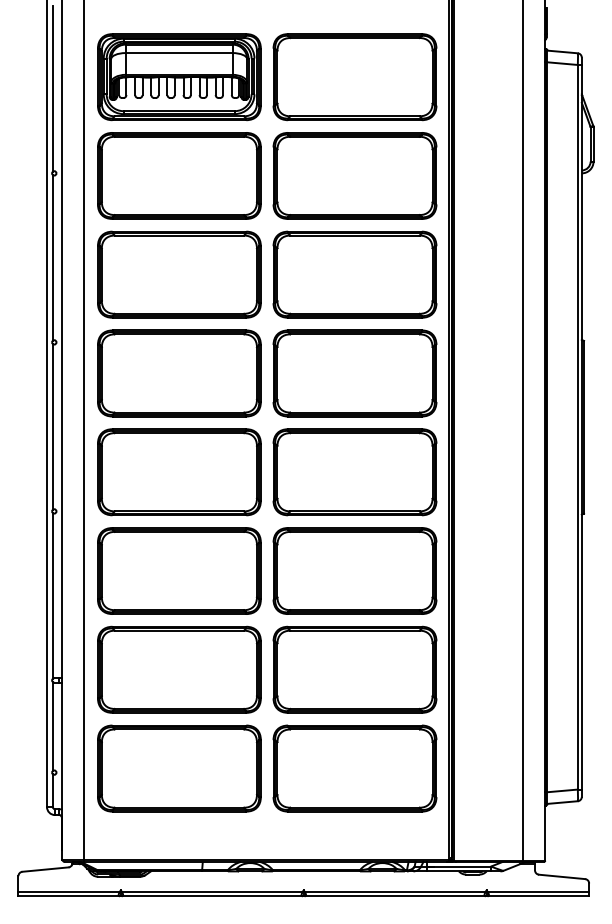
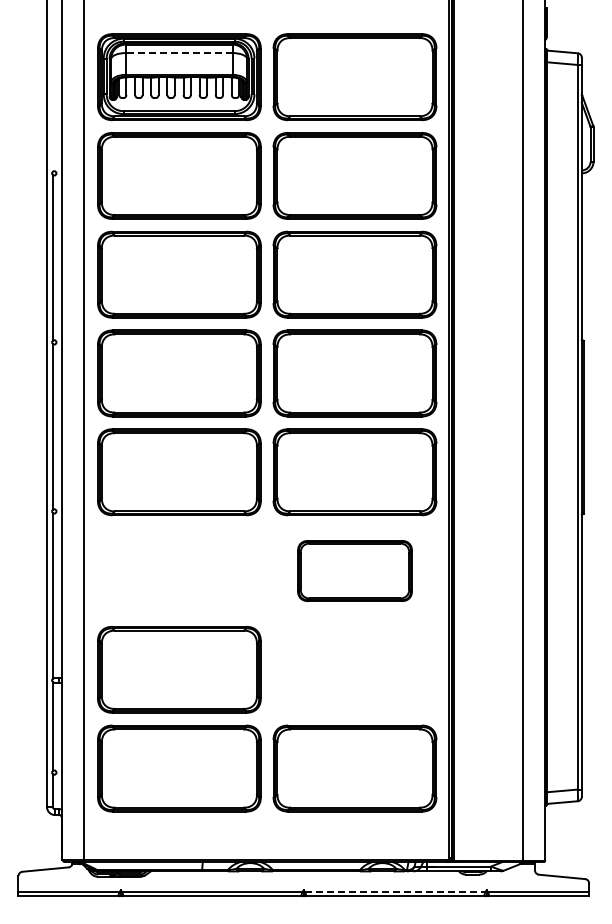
line: solid -> dashed (178, 53)
line: present -> none (52, 88)
part: present -> none (179, 570)
part size: 166x88 px -> 116x62 px (354, 570)
part: present -> none (354, 669)
line: solid -> dashed (395, 891)
